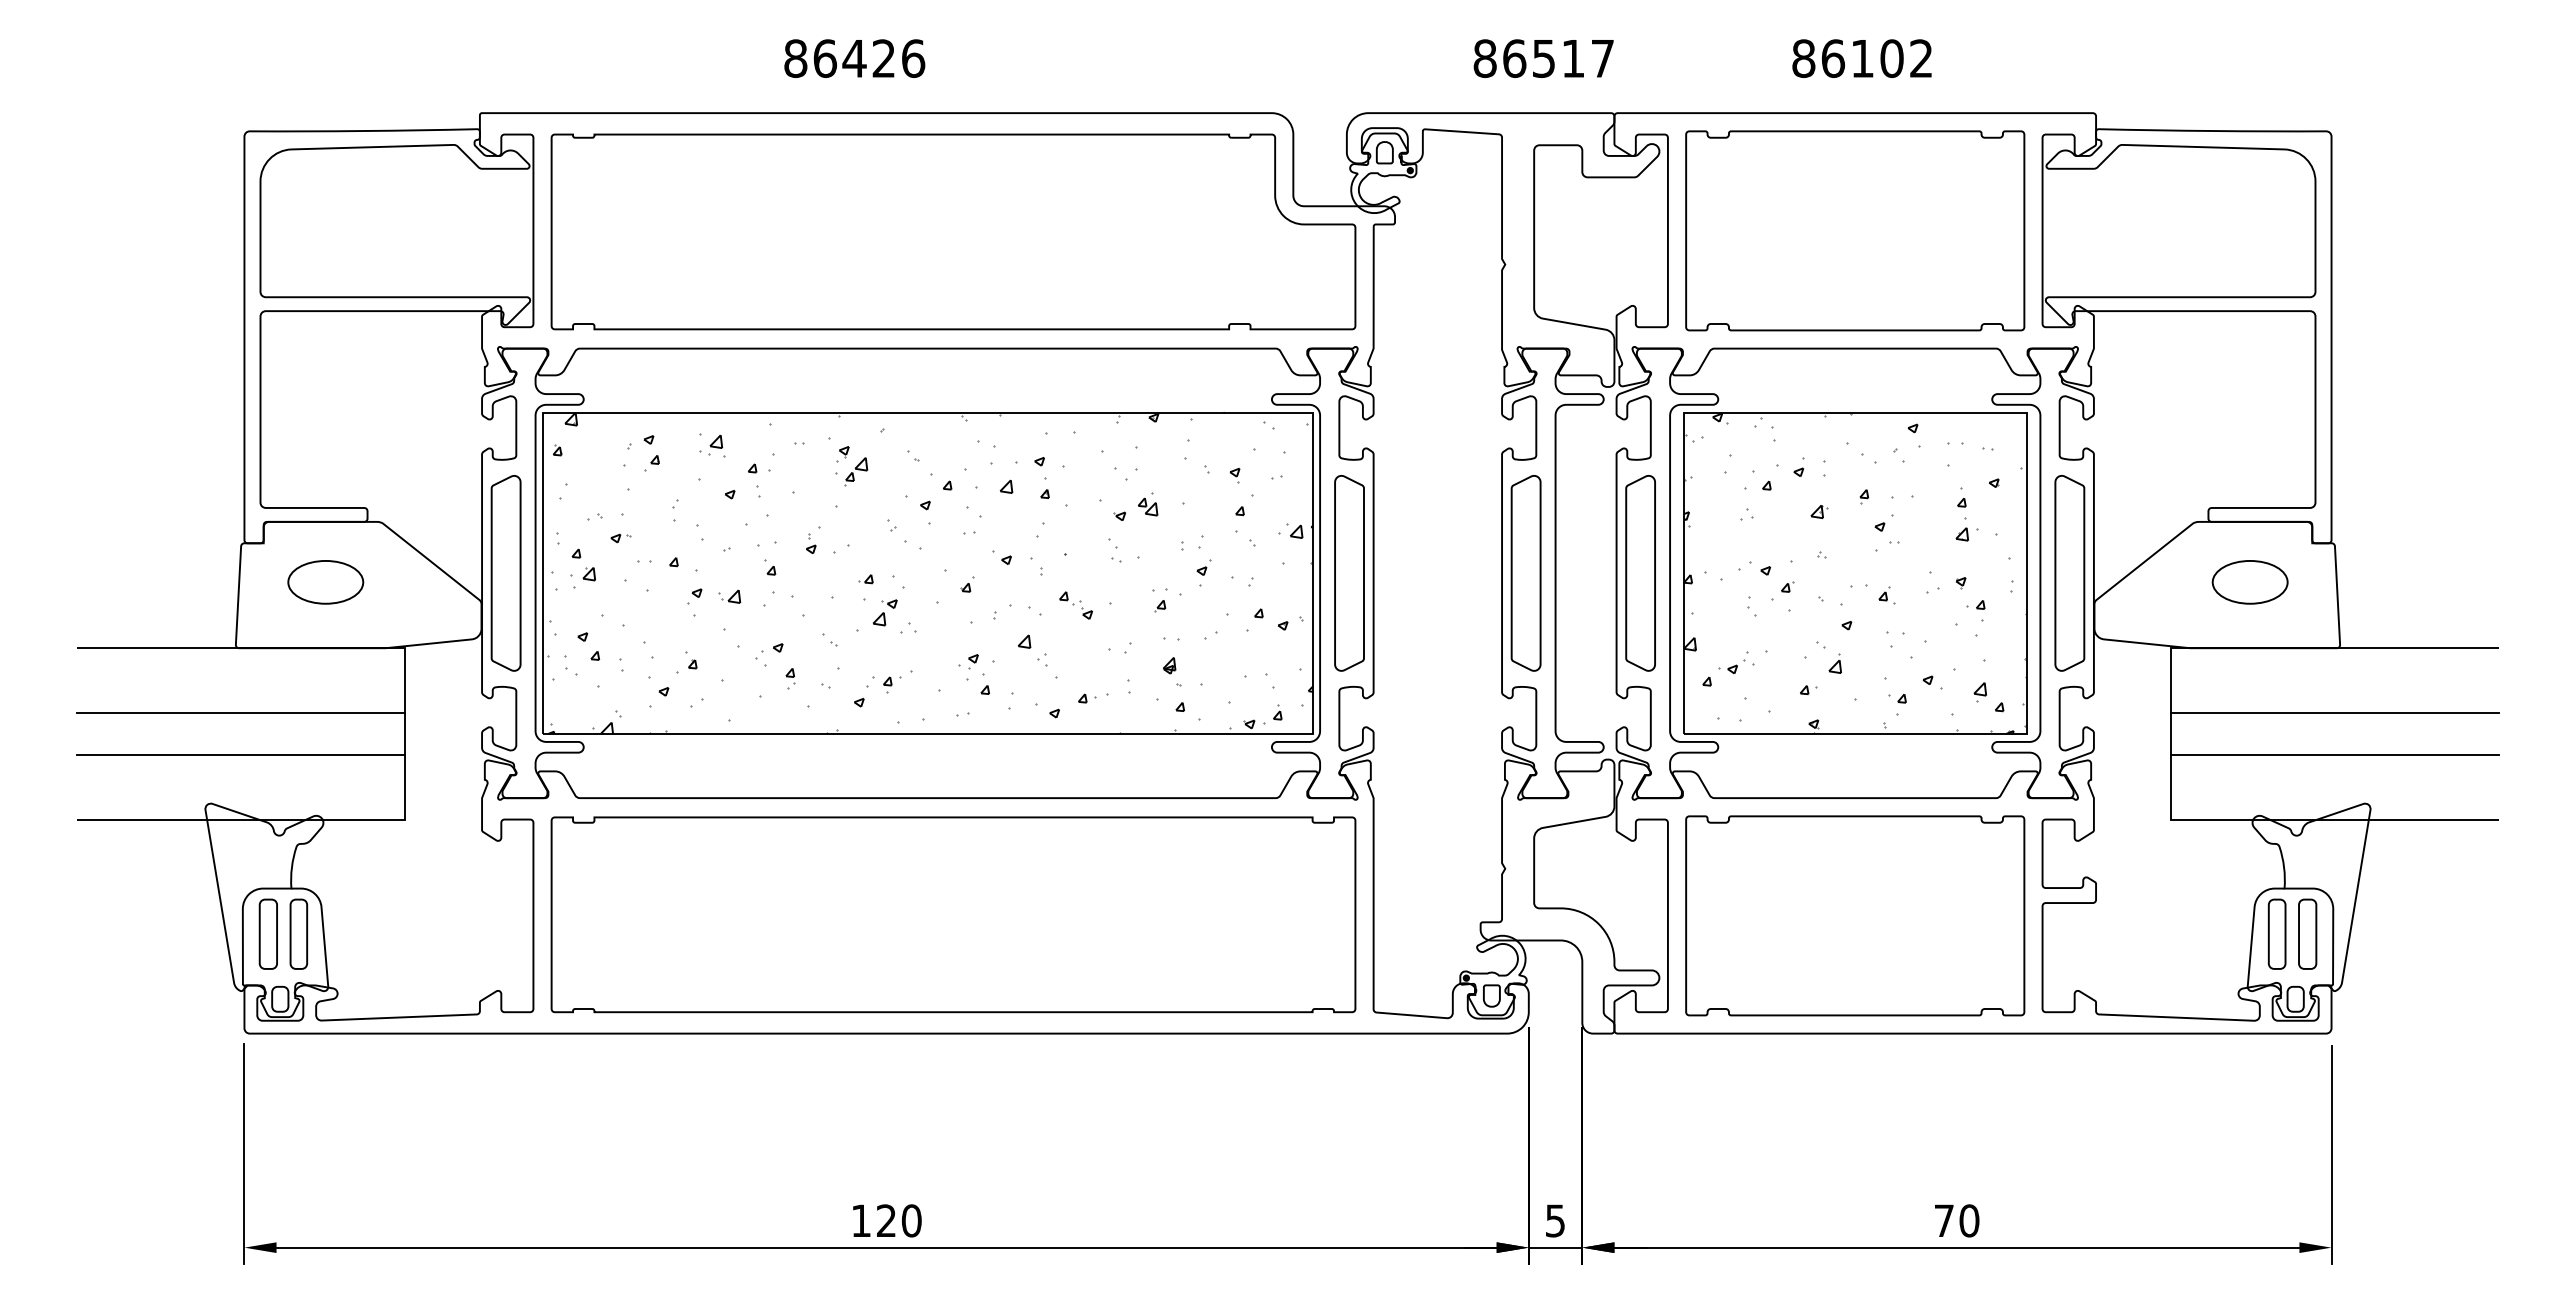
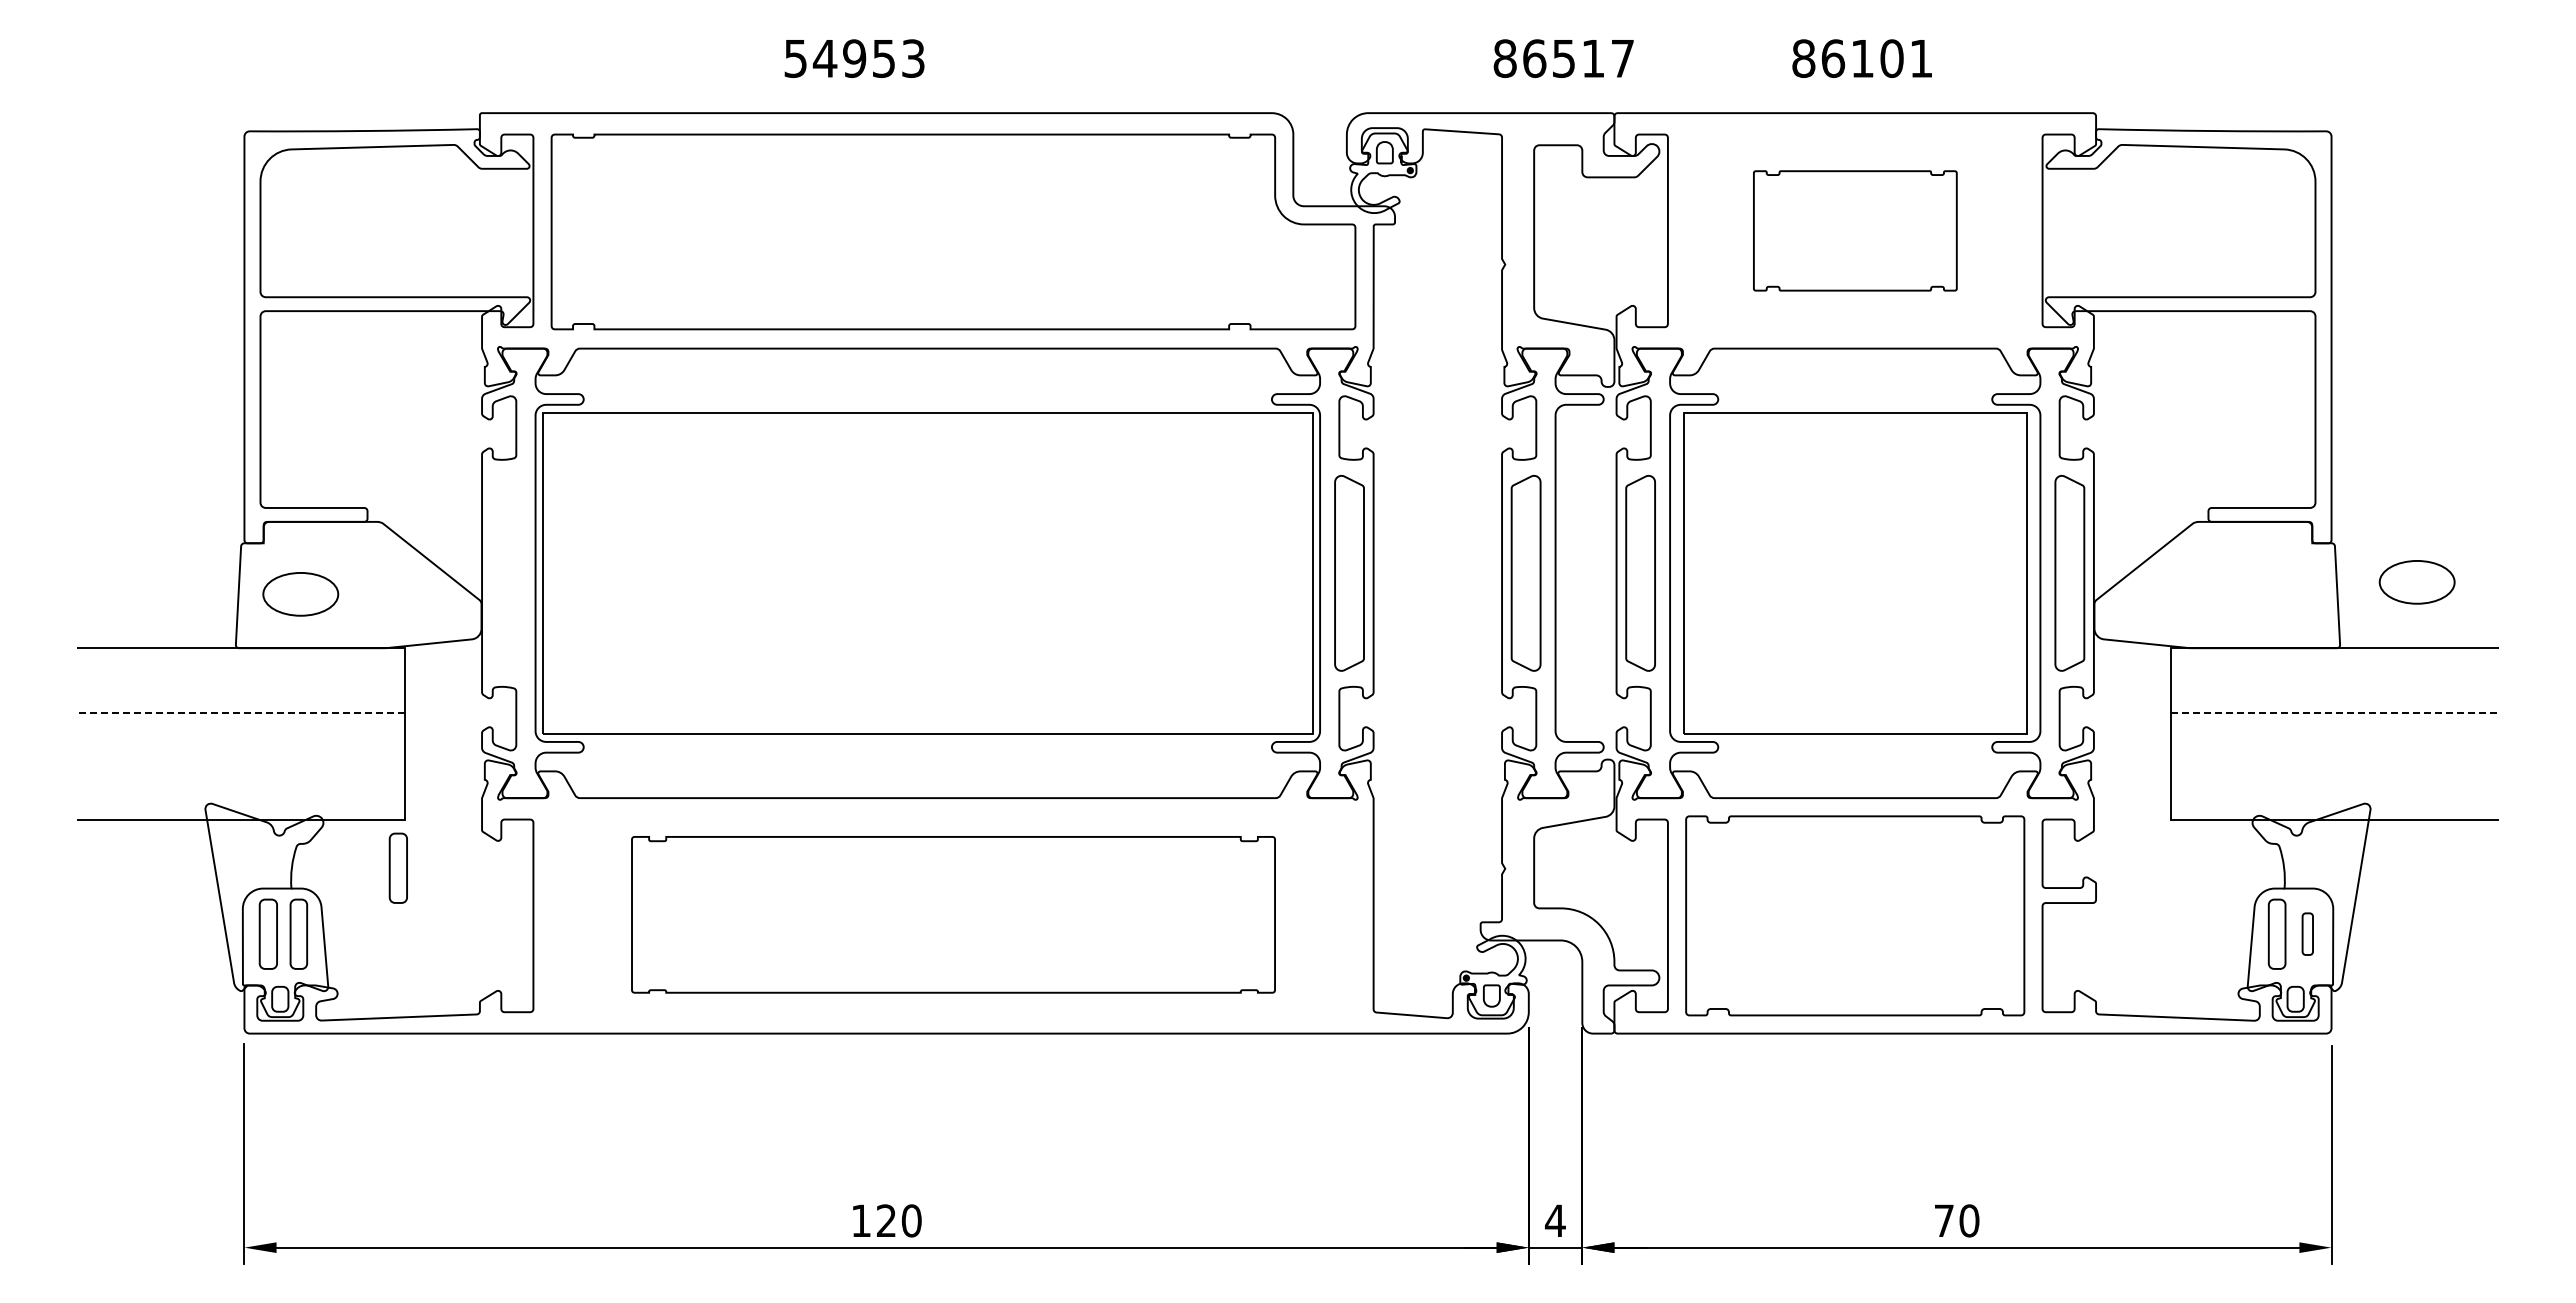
text: 86426 -> 54953 (854, 58)
text position: (1543, 58) -> (1563, 58) (1563, 58)
text: 86102 -> 86101 (1920, 58)
part size: 341x202 px -> 205x122 px (1855, 230)
hatch: present -> none (930, 572)
part: present -> none (505, 573)
hatch: present -> none (1855, 573)
part position: (325, 582) -> (300, 594) (300, 594)
part position: (2249, 582) -> (2416, 582) (2416, 582)
line: solid -> dashed (241, 712)
line: solid -> dashed (2334, 712)
line: present -> none (240, 755)
line: present -> none (2334, 755)
part: none -> present (397, 867)
part size: 807x198 px -> 645x158 px (953, 914)
part size: 20x72 px -> 13x44 px (2307, 933)
text: 5 -> 4 (1555, 1220)
